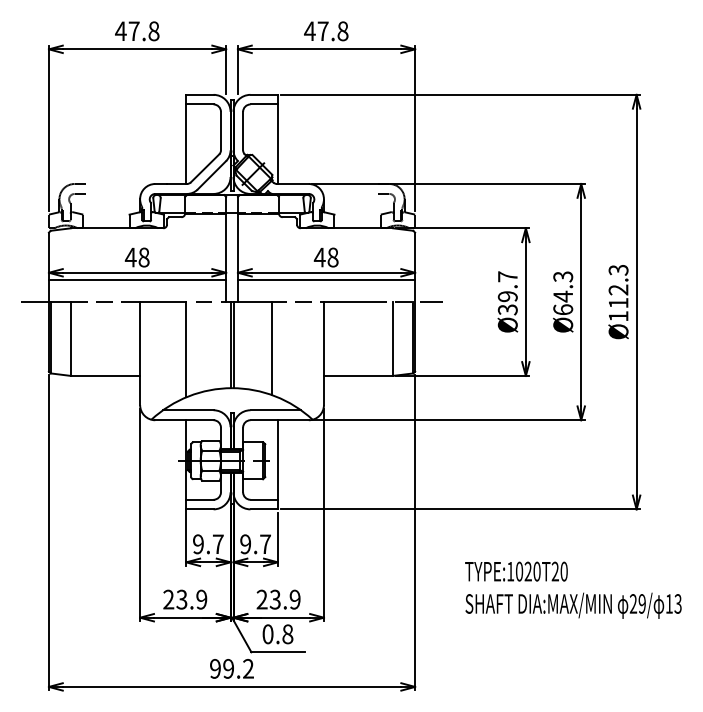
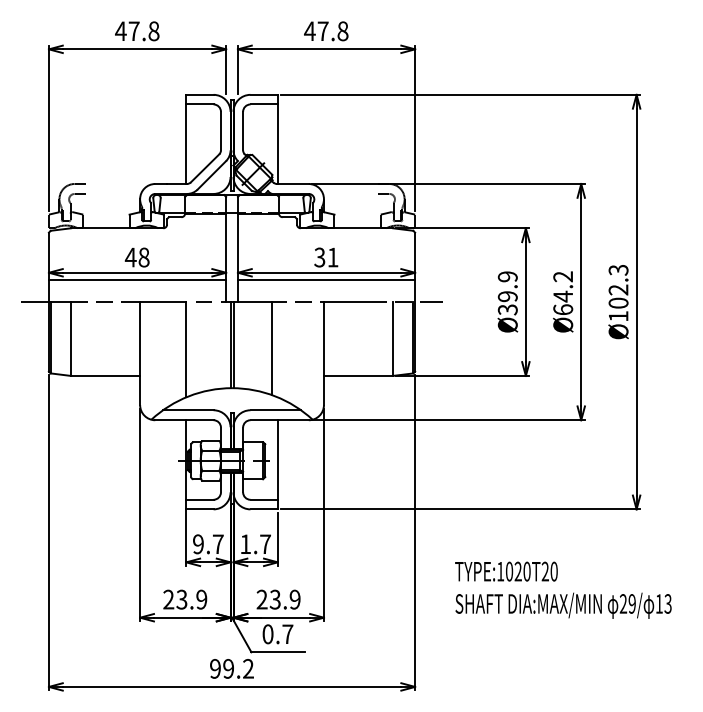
text: 48 -> 31 (325, 257)
text: Ø39.7 -> Ø39.9 (507, 276)
text: Ø64.3 -> Ø64.2 (563, 276)
text: Ø112.3 -> Ø102.3 (618, 302)
text: 9.7 -> 1.7 (245, 544)
text position: (573, 589) -> (563, 589) (563, 589)
text: 0.8 -> 0.7 (287, 634)
